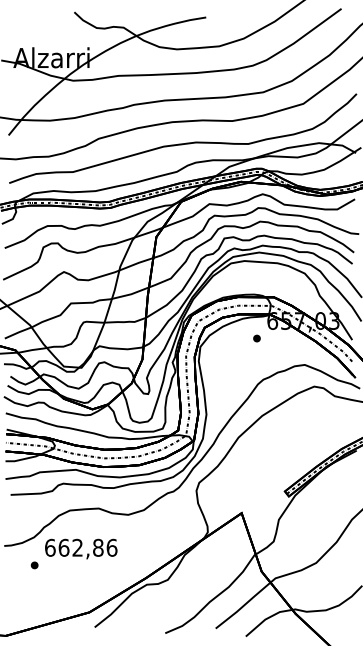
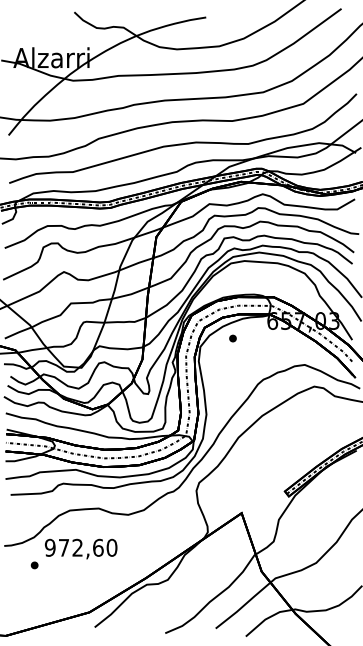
part position: (256, 338) -> (232, 338) (232, 338)
text: 662,86 -> 972,60 (80, 547)
